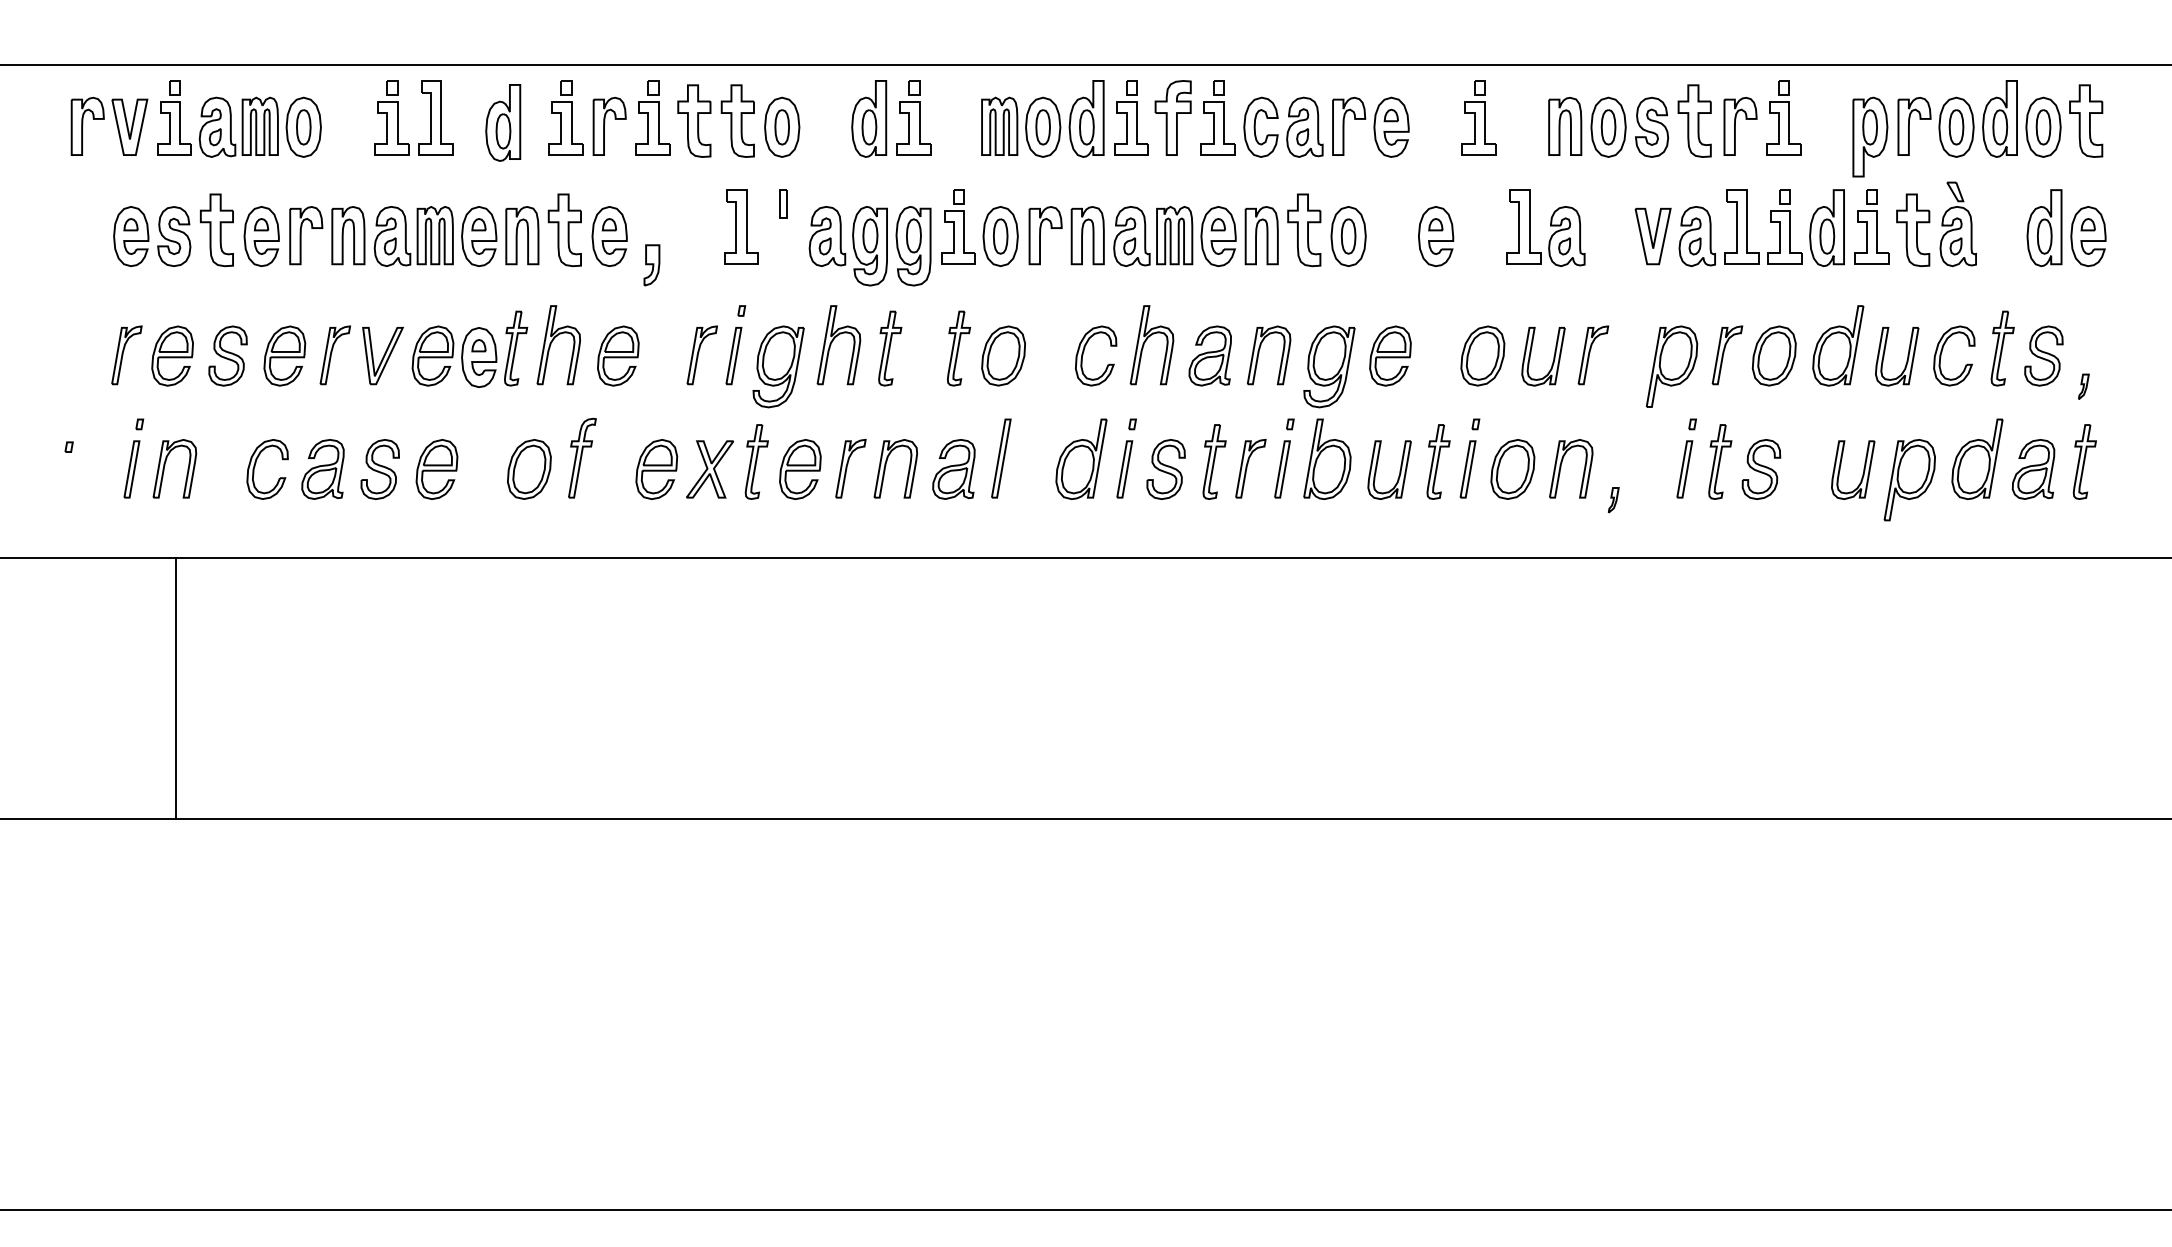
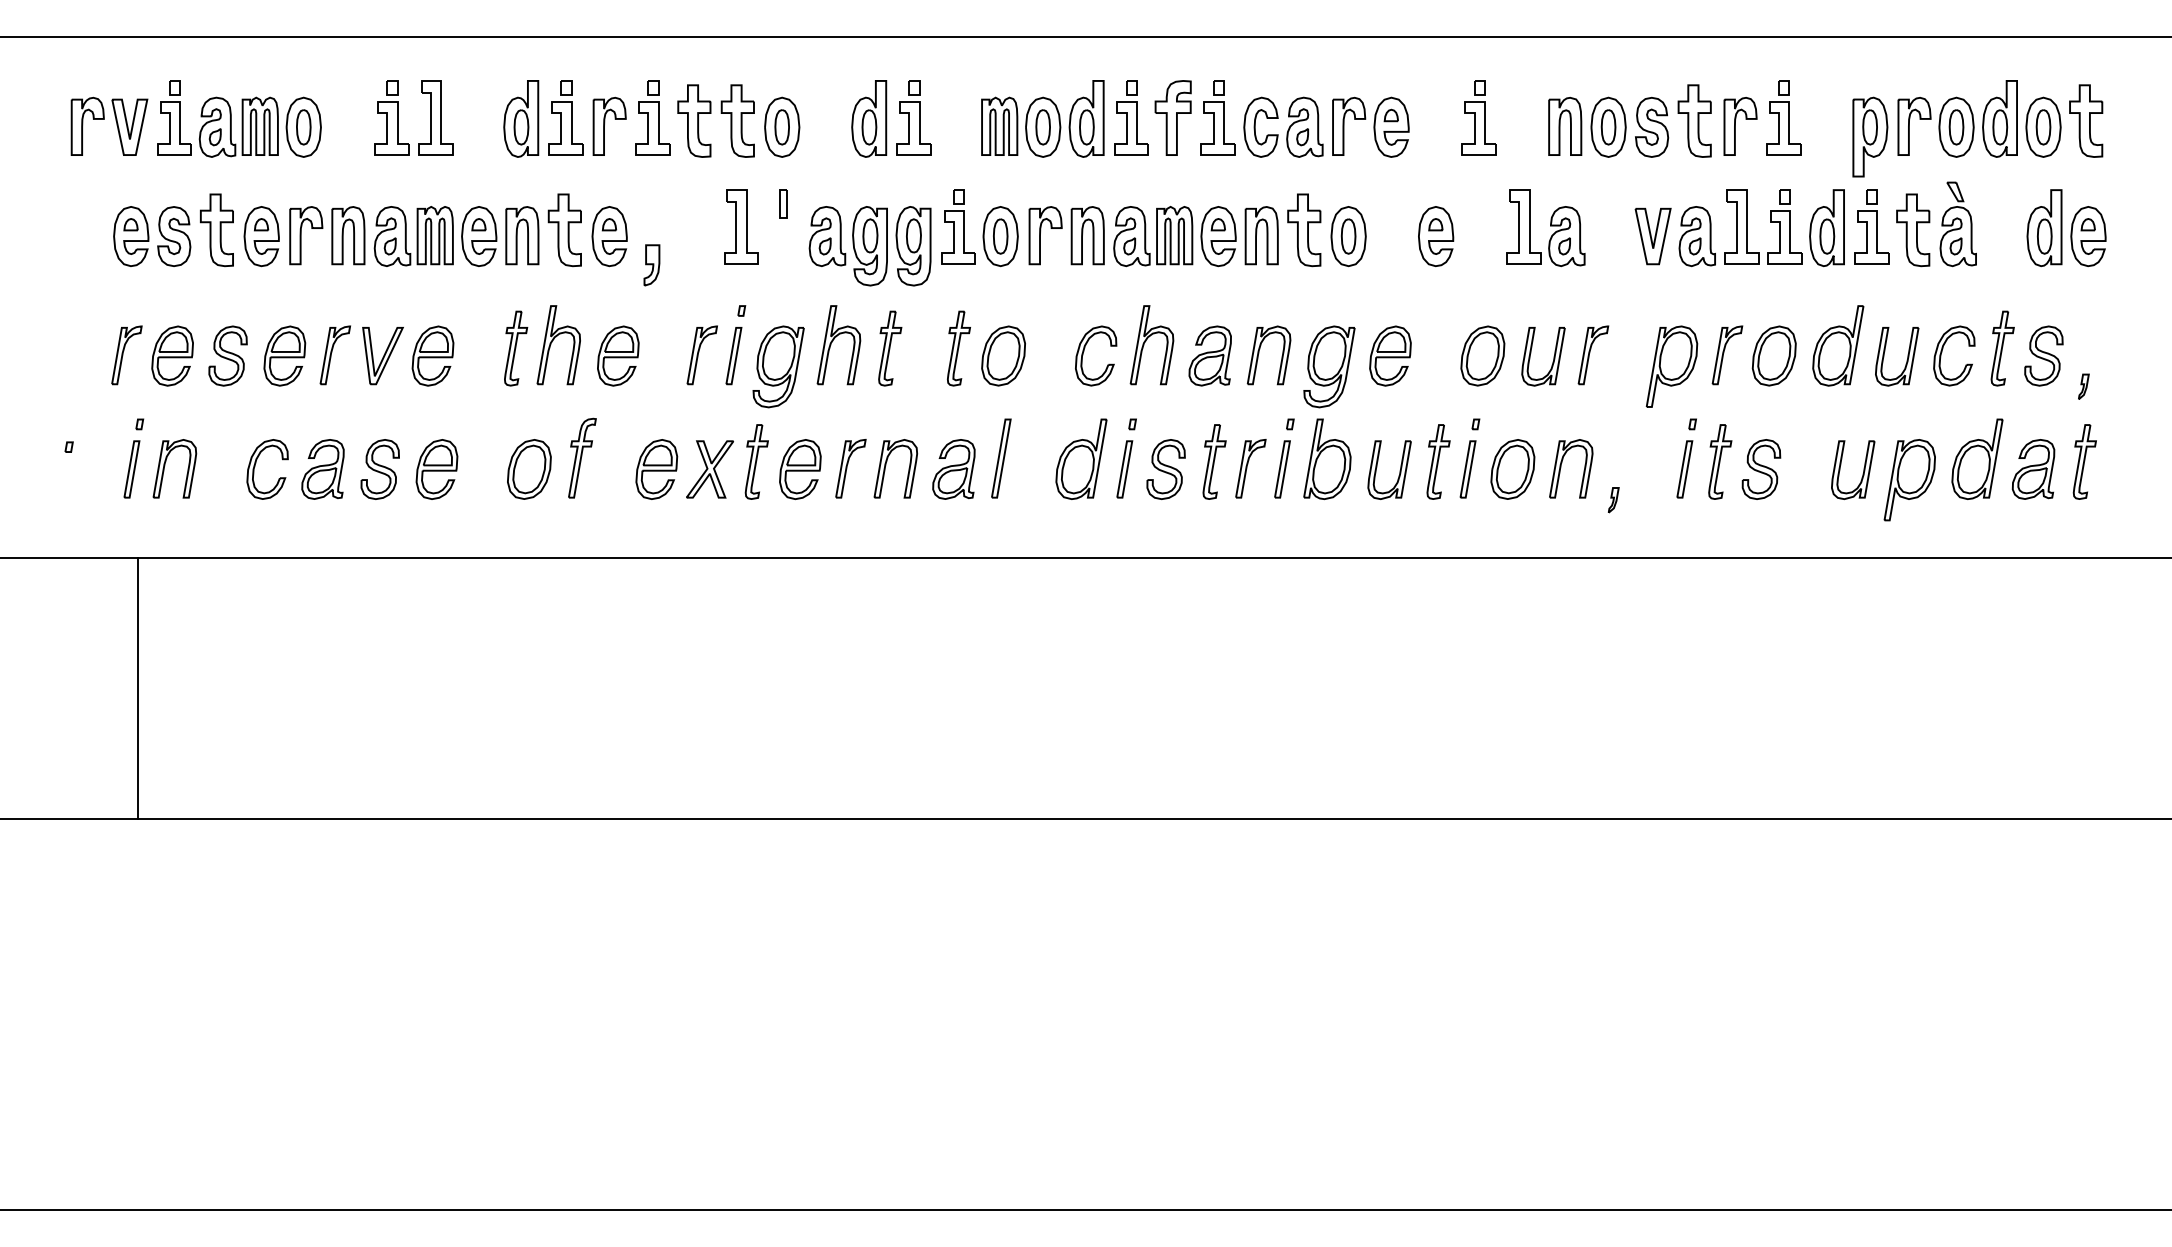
line position: (1085, 65) -> (1085, 37) (1085, 37)
part position: (503, 122) -> (521, 118) (521, 118)
part: present -> none (479, 357)
line position: (176, 688) -> (138, 688) (138, 688)
